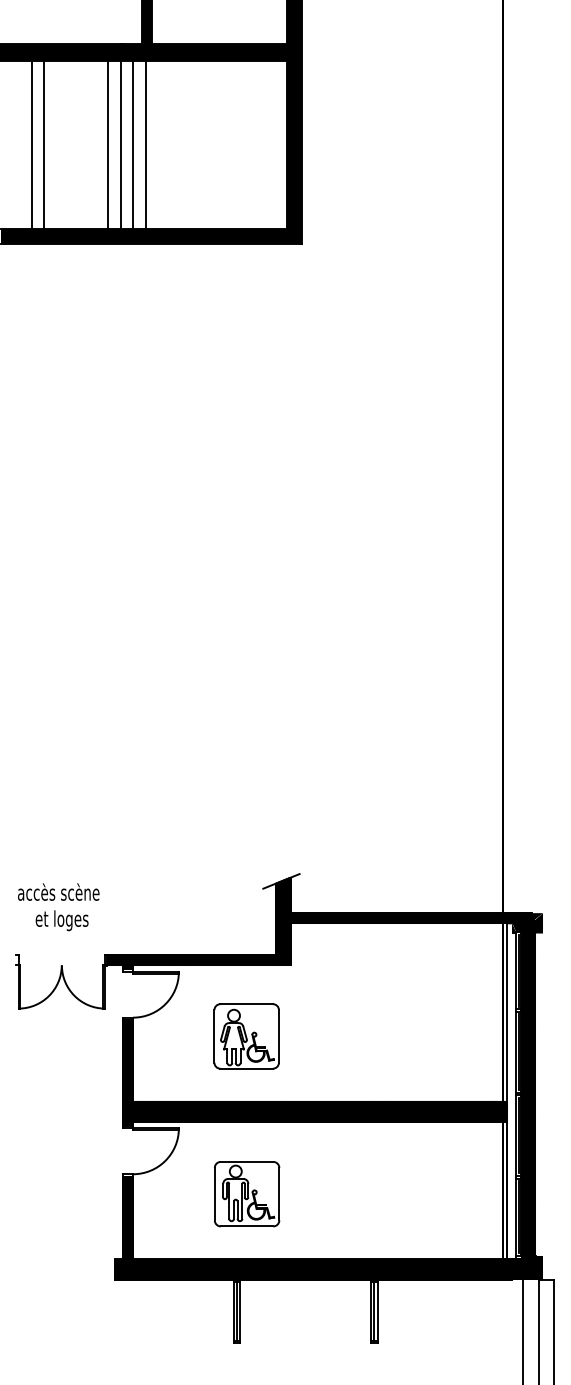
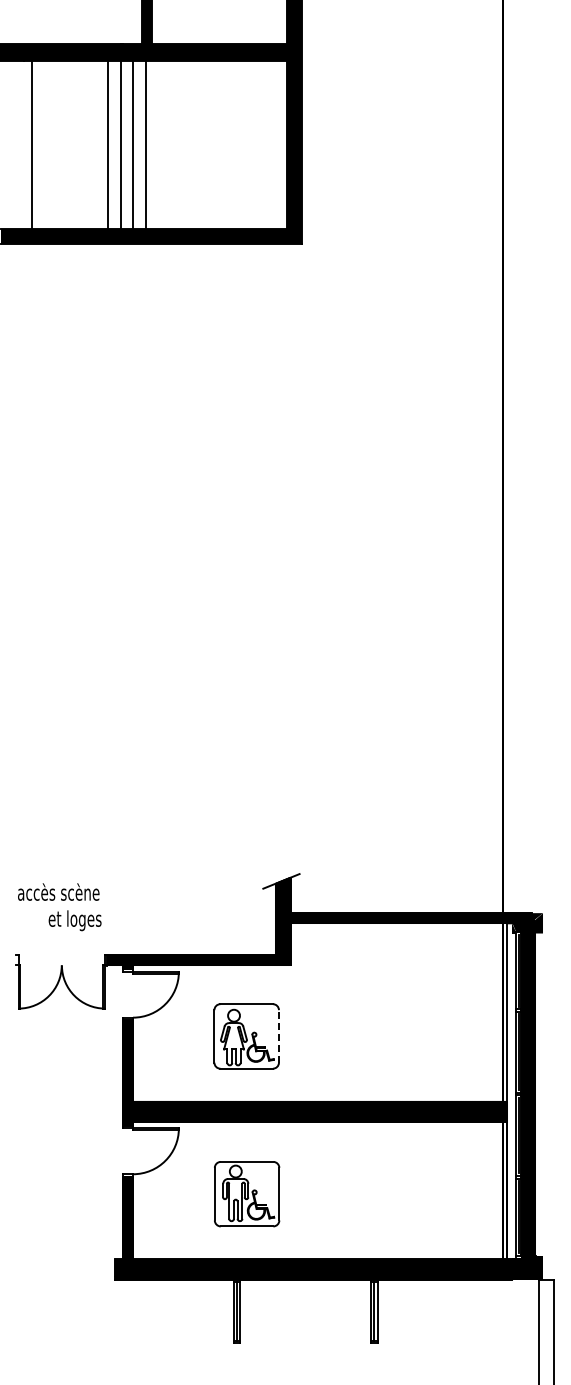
line: present -> none (44, 145)
text position: (61, 920) -> (74, 920) (74, 920)
line: solid -> dashed (278, 1035)
line: present -> none (523, 1330)
